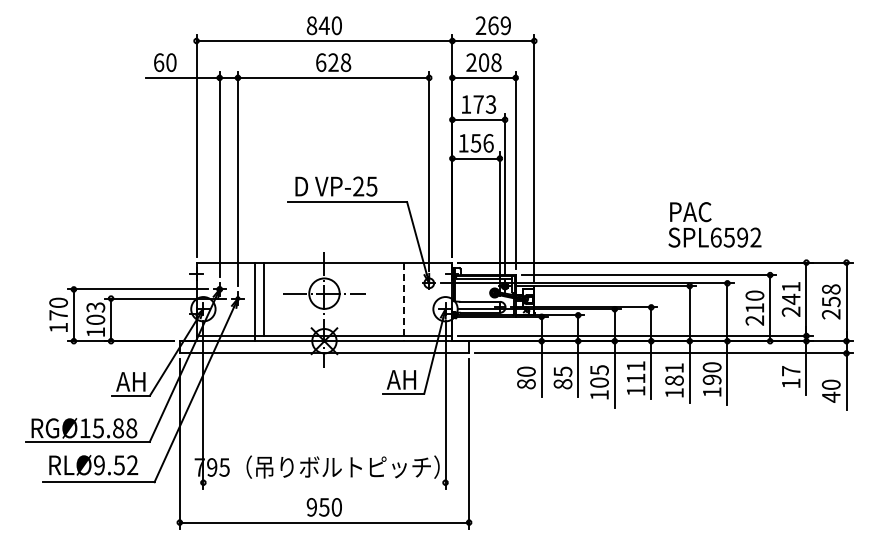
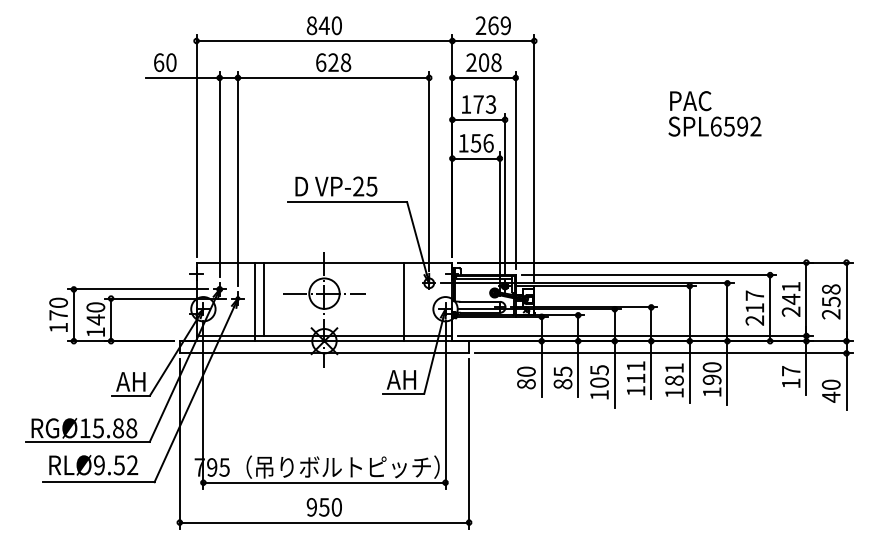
text position: (714, 224) -> (714, 113) (714, 113)
text: 210 -> 217 (754, 295)
line: dashed -> solid (403, 302)
text: 103 -> 140 (95, 313)
line: none -> present (324, 482)
